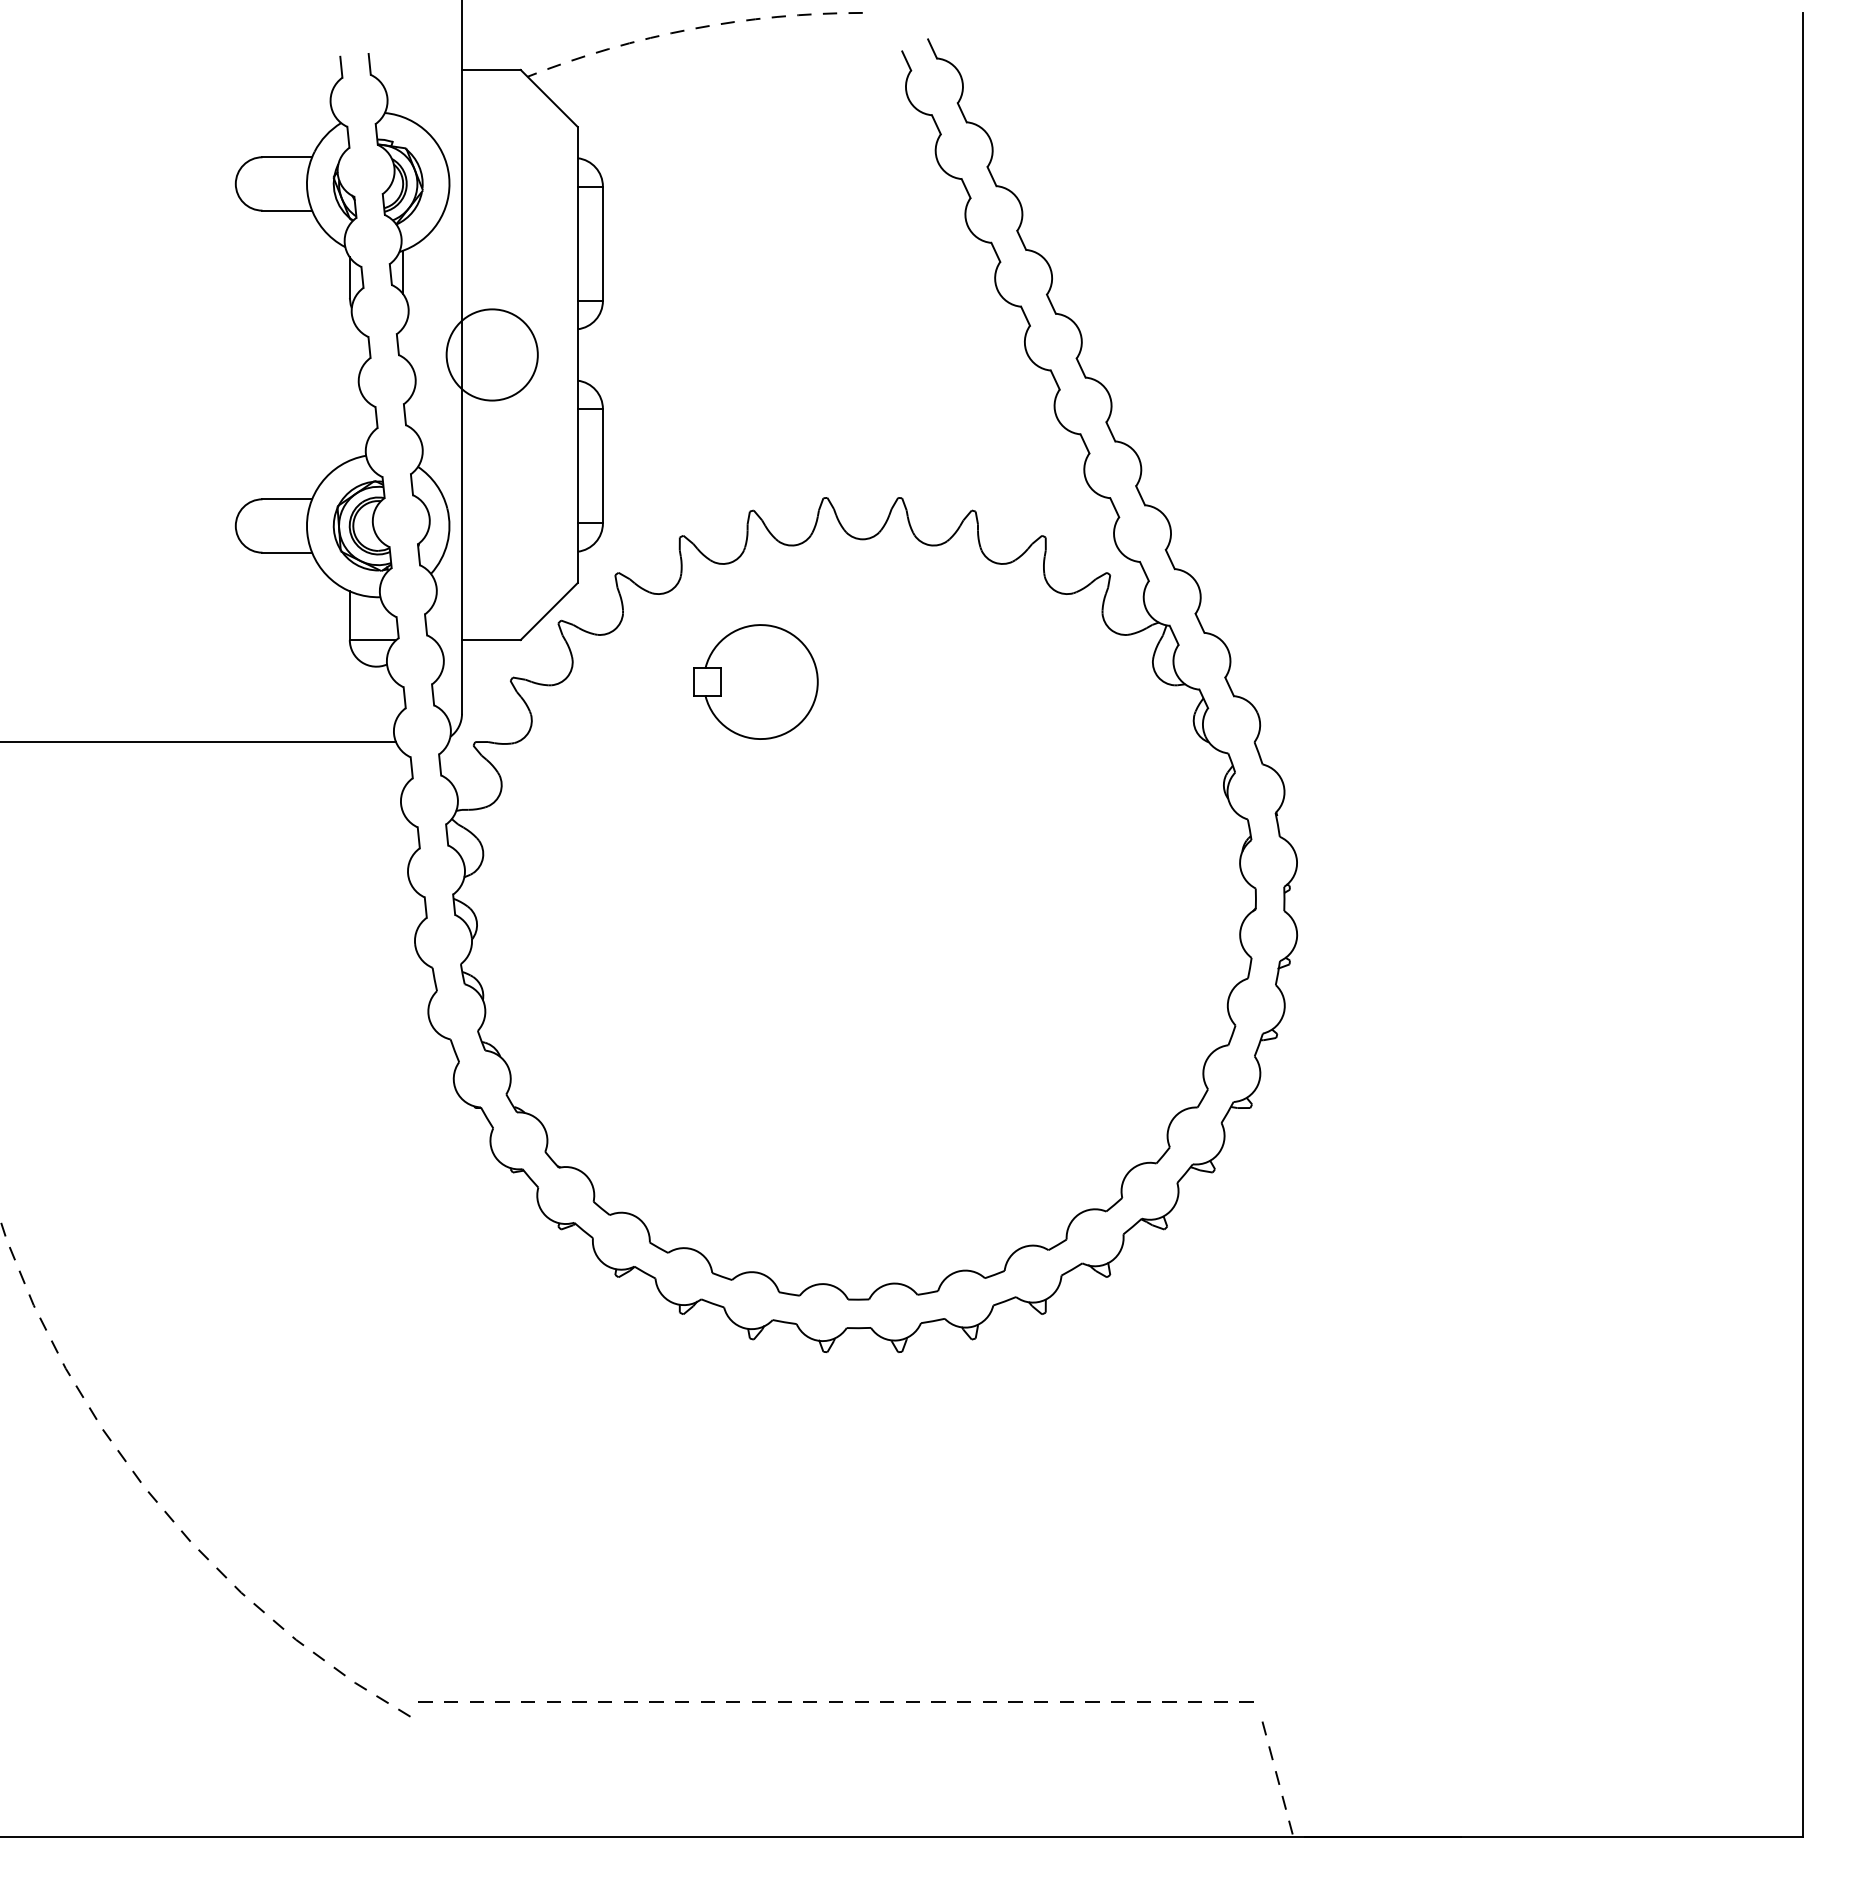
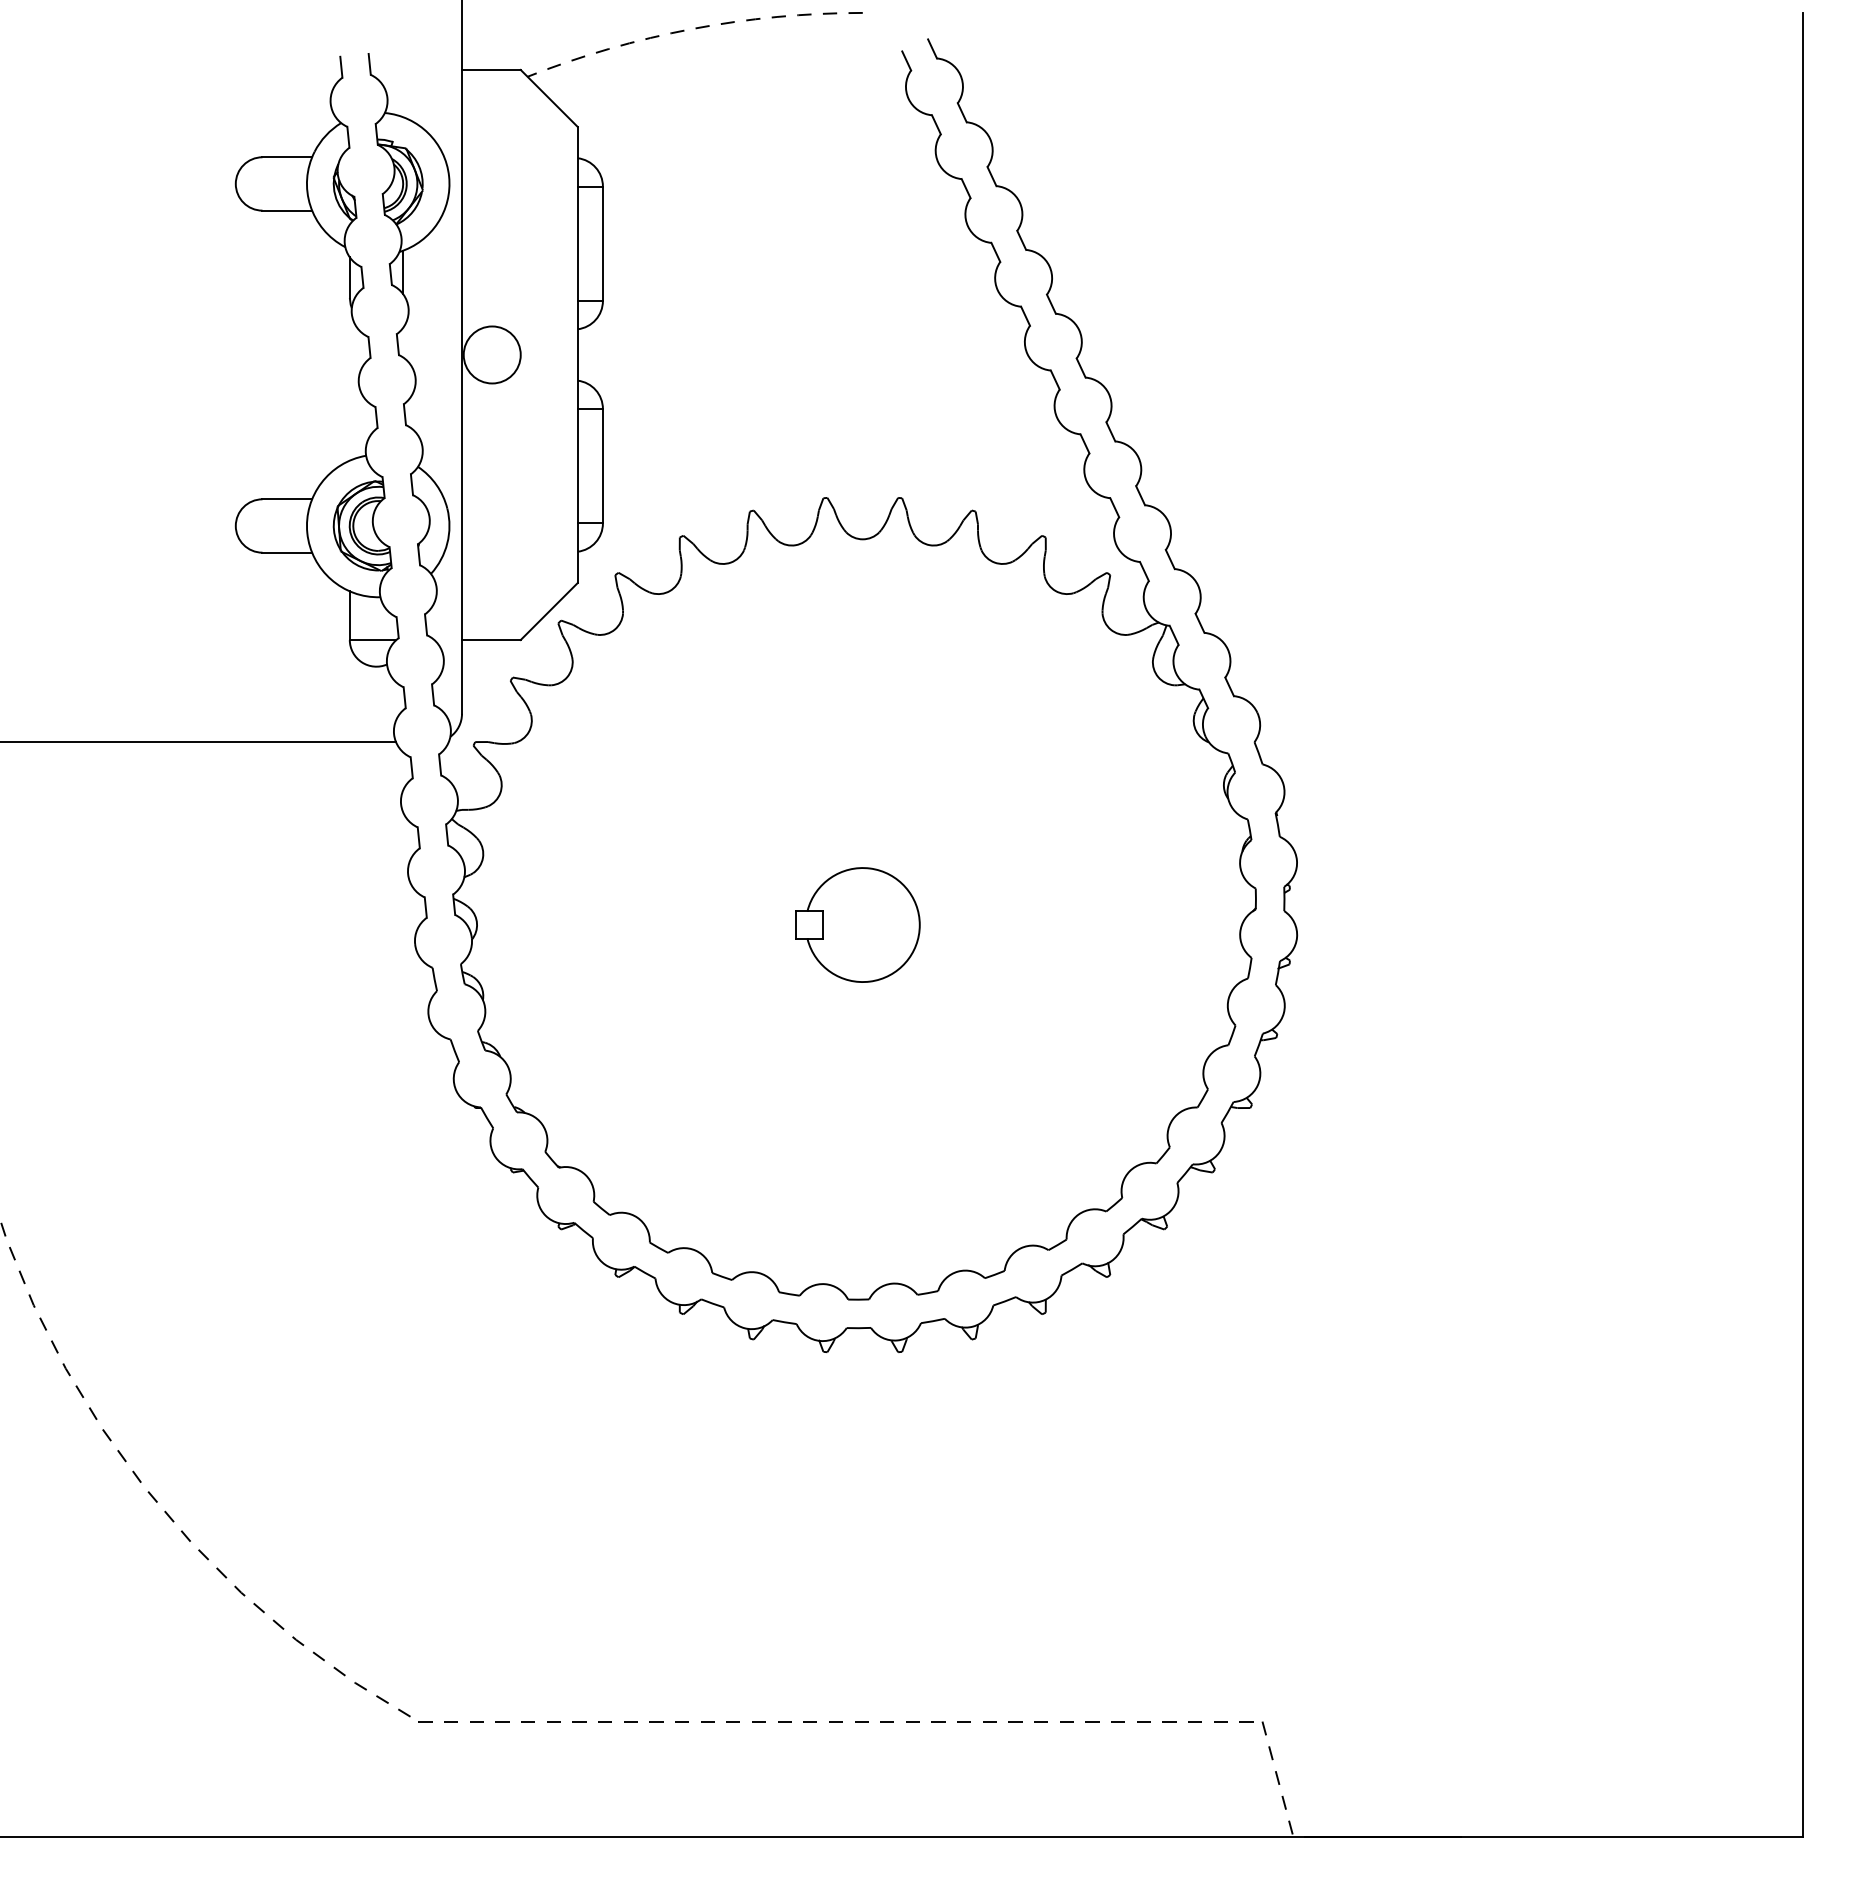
circle diameter: 91 px -> 57 px (491, 354)
part position: (755, 681) -> (857, 924) (857, 924)
line position: (835, 1701) -> (835, 1721) (835, 1721)
